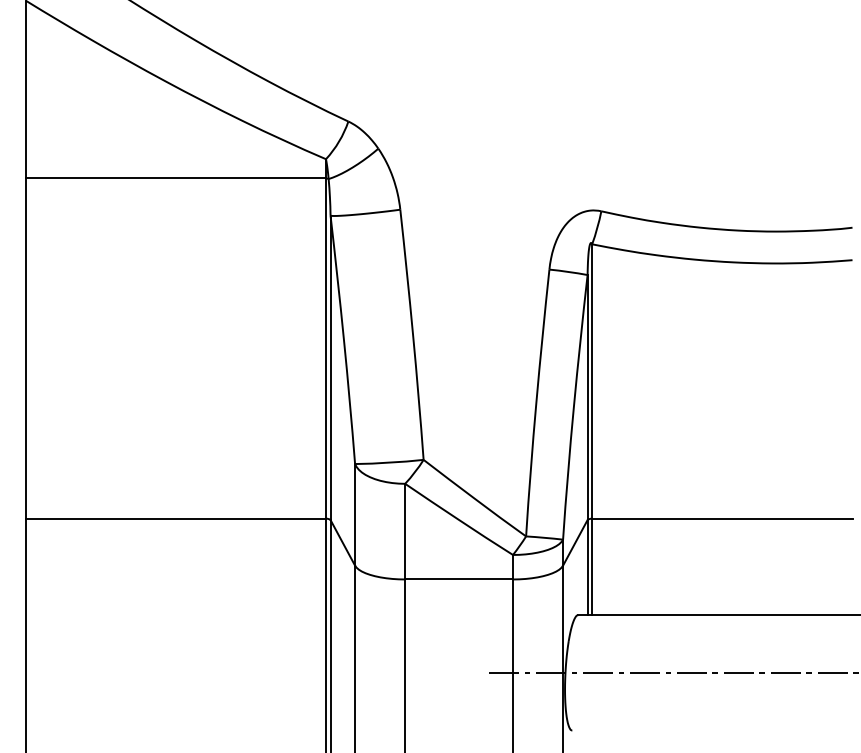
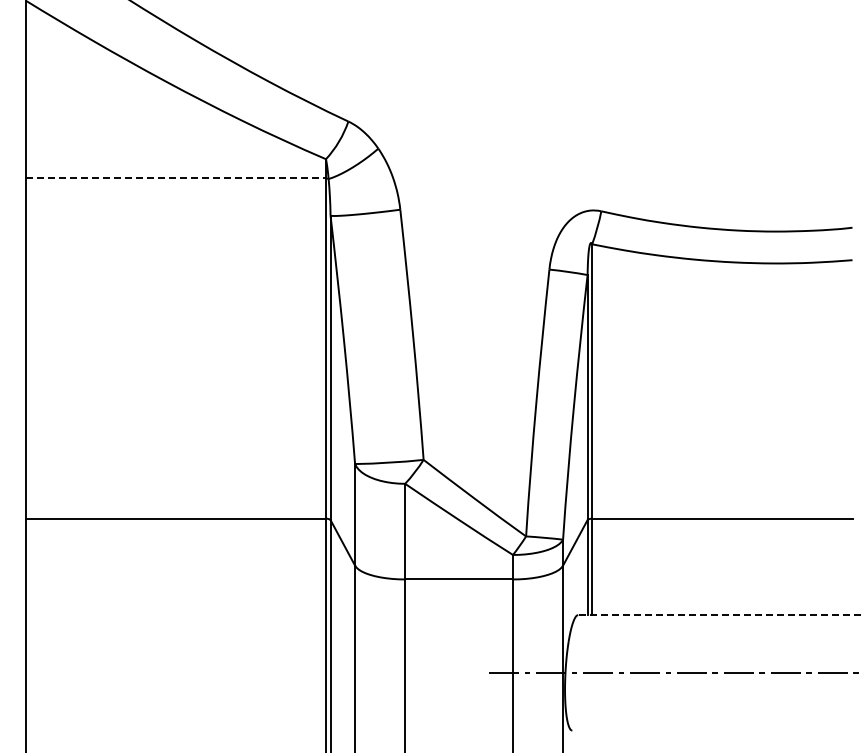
line: solid -> dashed (176, 178)
line: solid -> dashed (719, 615)
